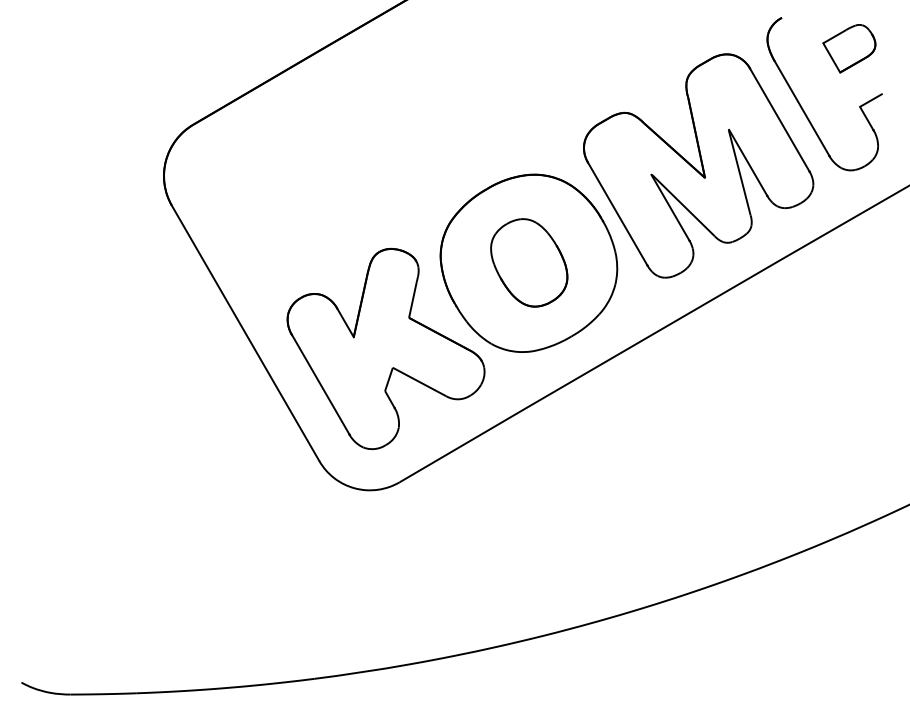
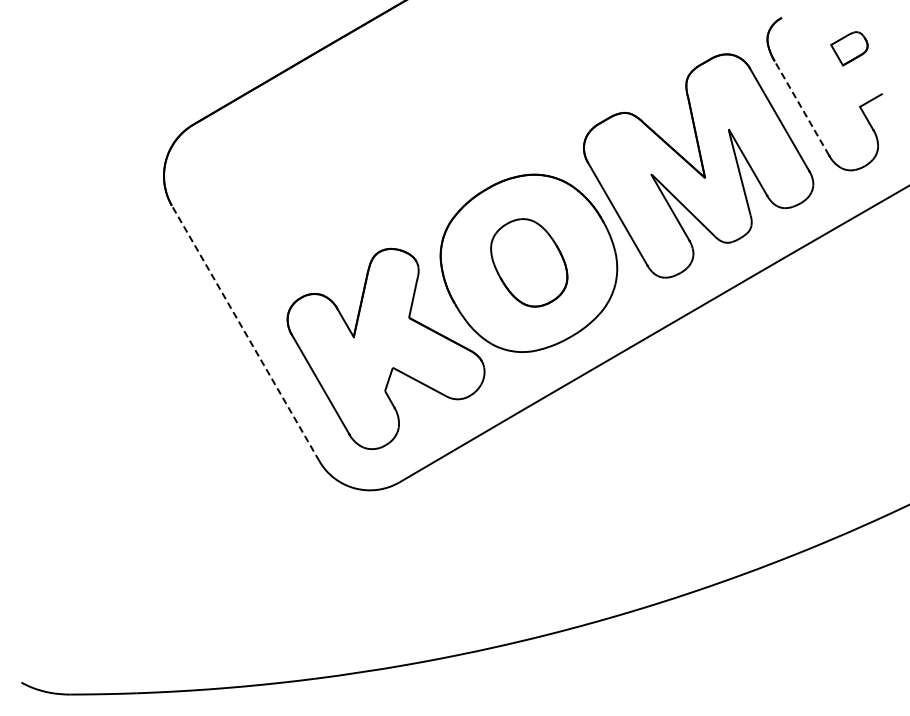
part size: 55x50 px -> 39x36 px (849, 48)
line: solid -> dashed (801, 107)
line: solid -> dashed (245, 332)
